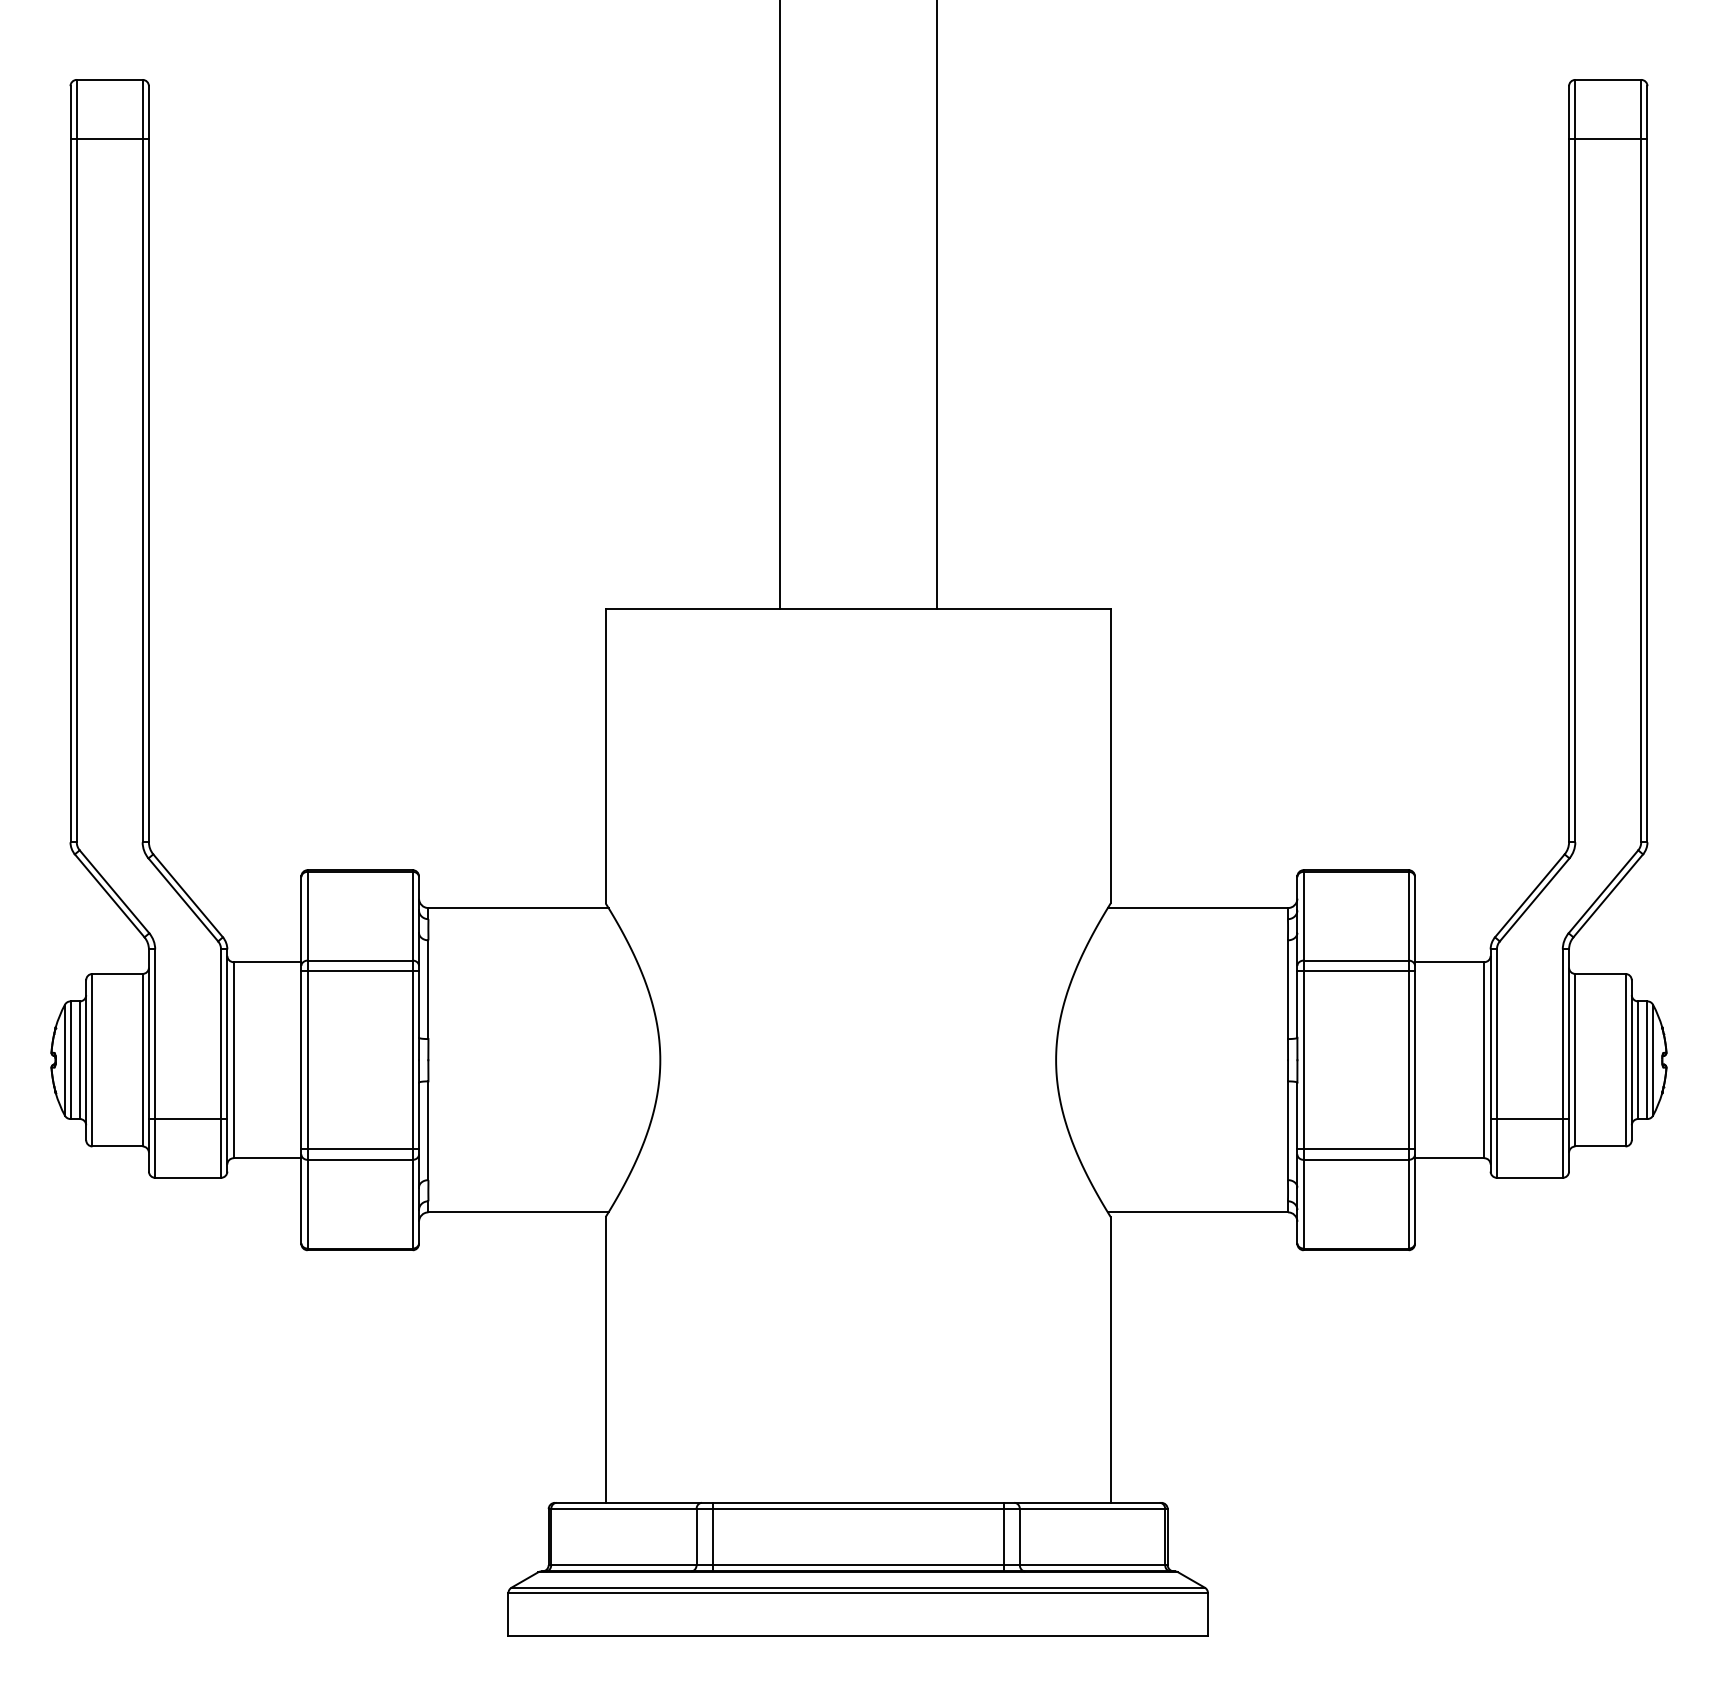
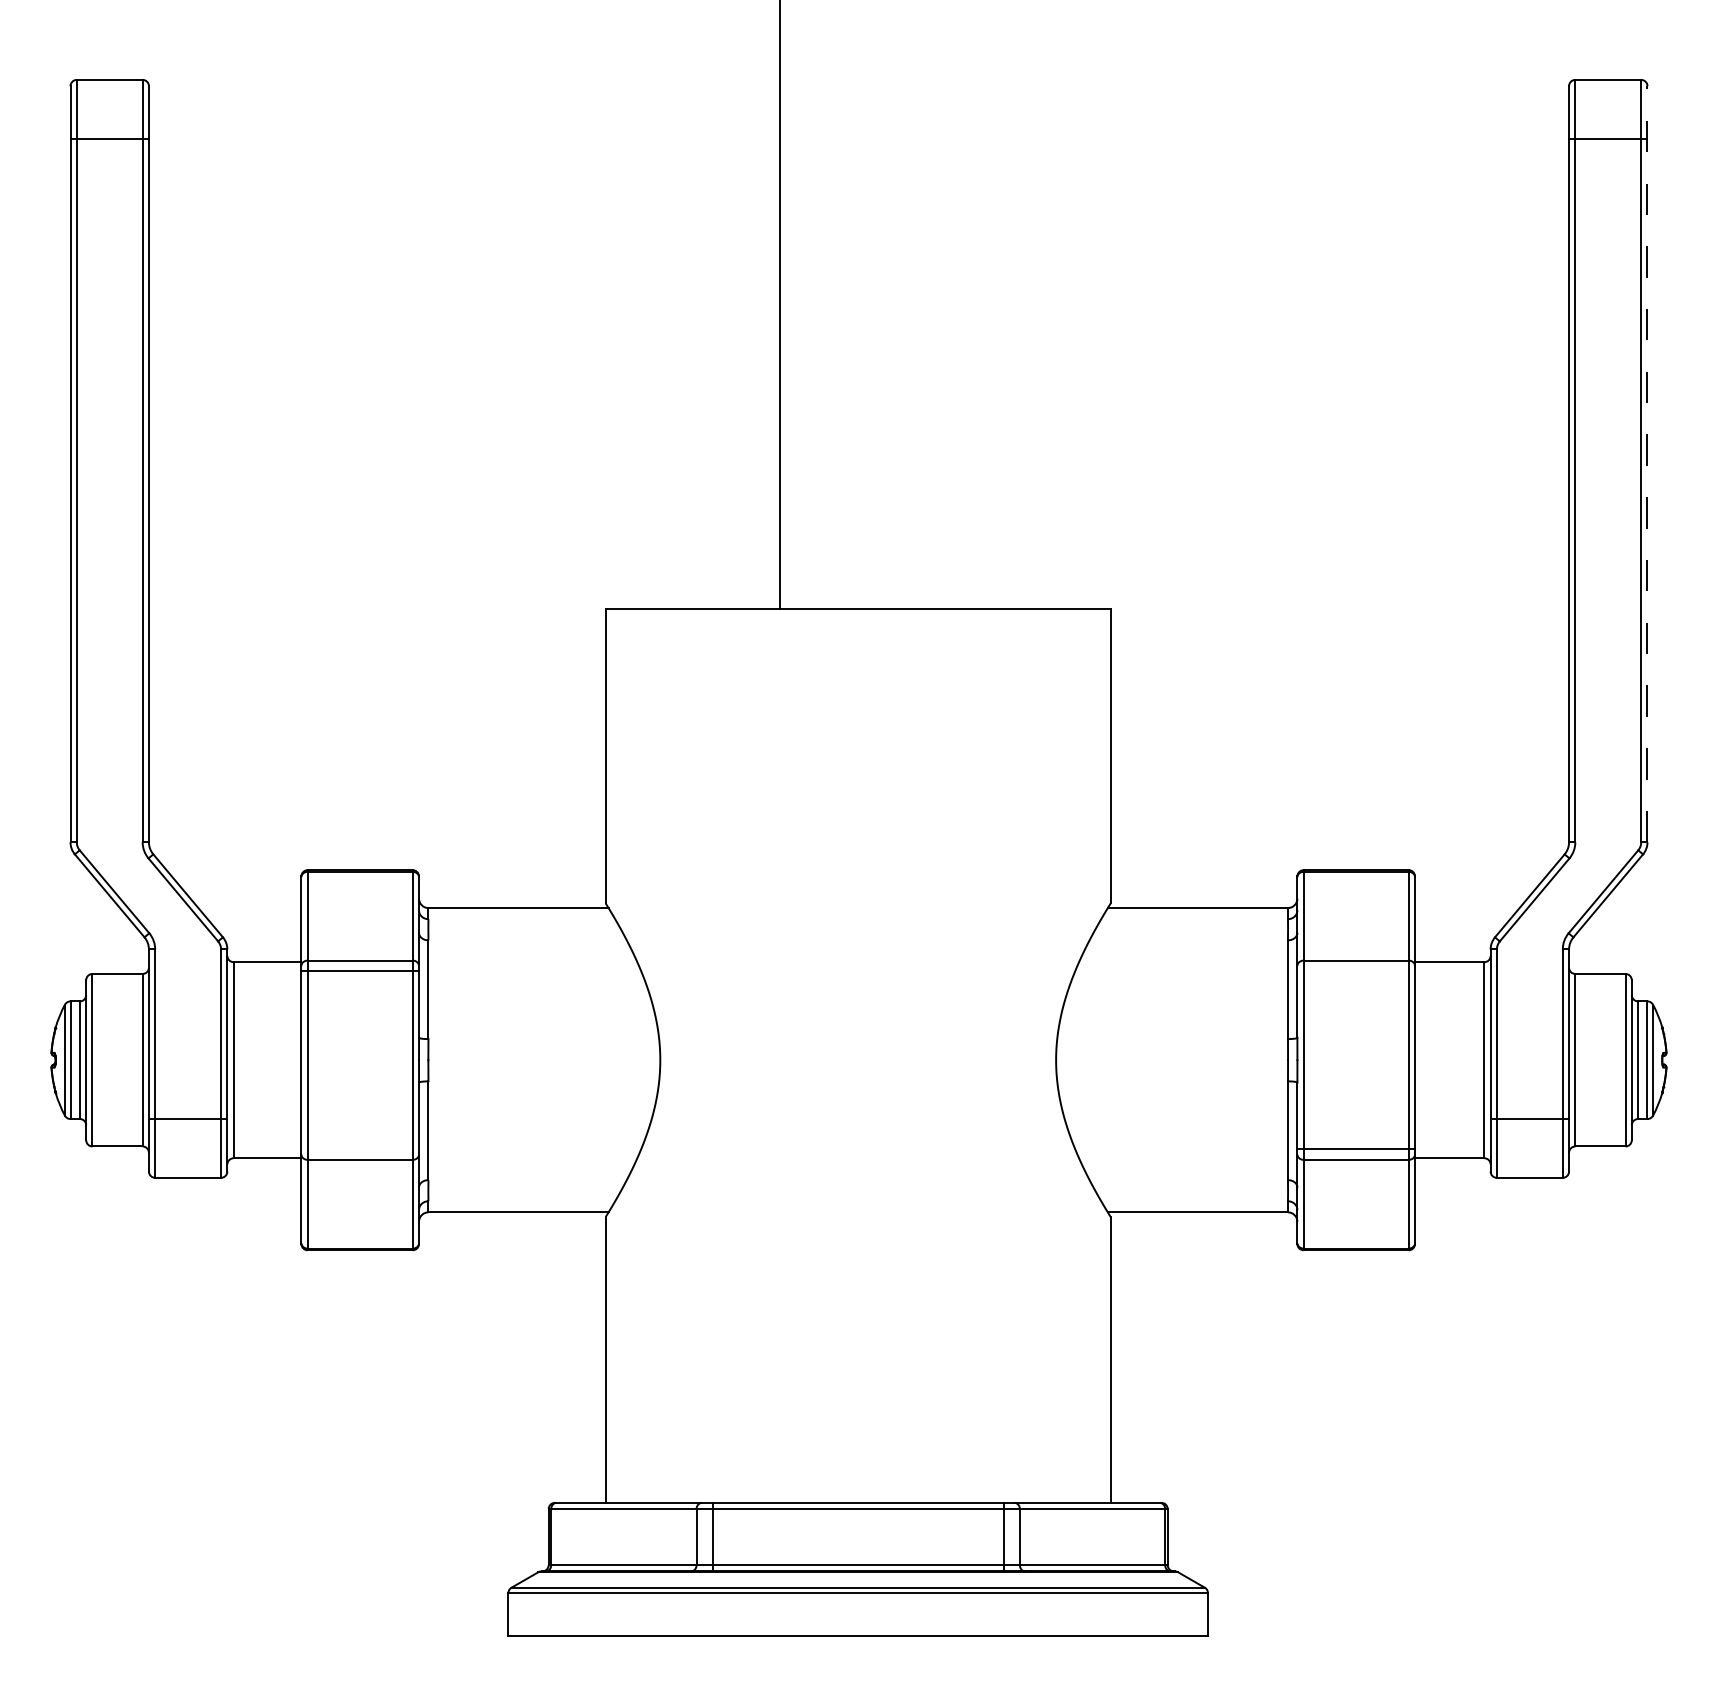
line: present -> none (936, 305)
line: solid -> dashed (1647, 463)
line: present -> none (1356, 971)
line: present -> none (360, 1148)
